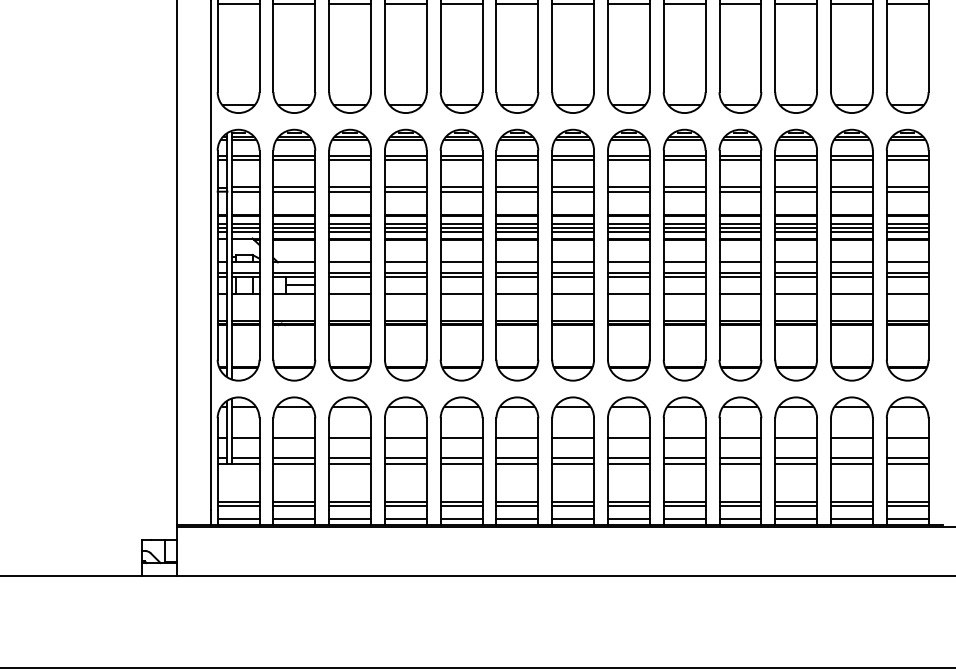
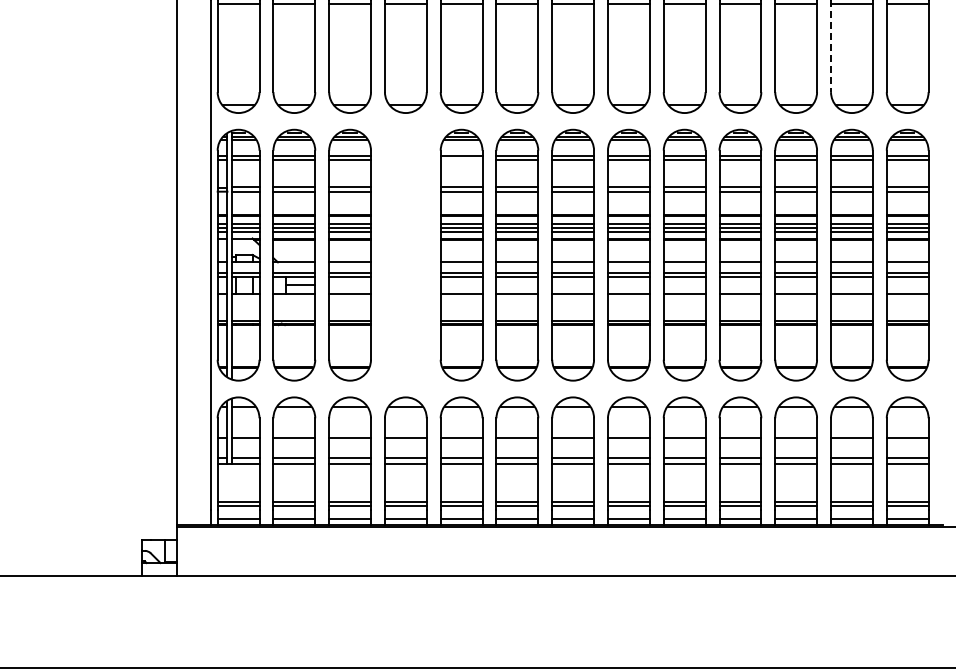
line: solid -> dashed (831, 46)
line: present -> none (461, 160)
part: present -> none (405, 254)
